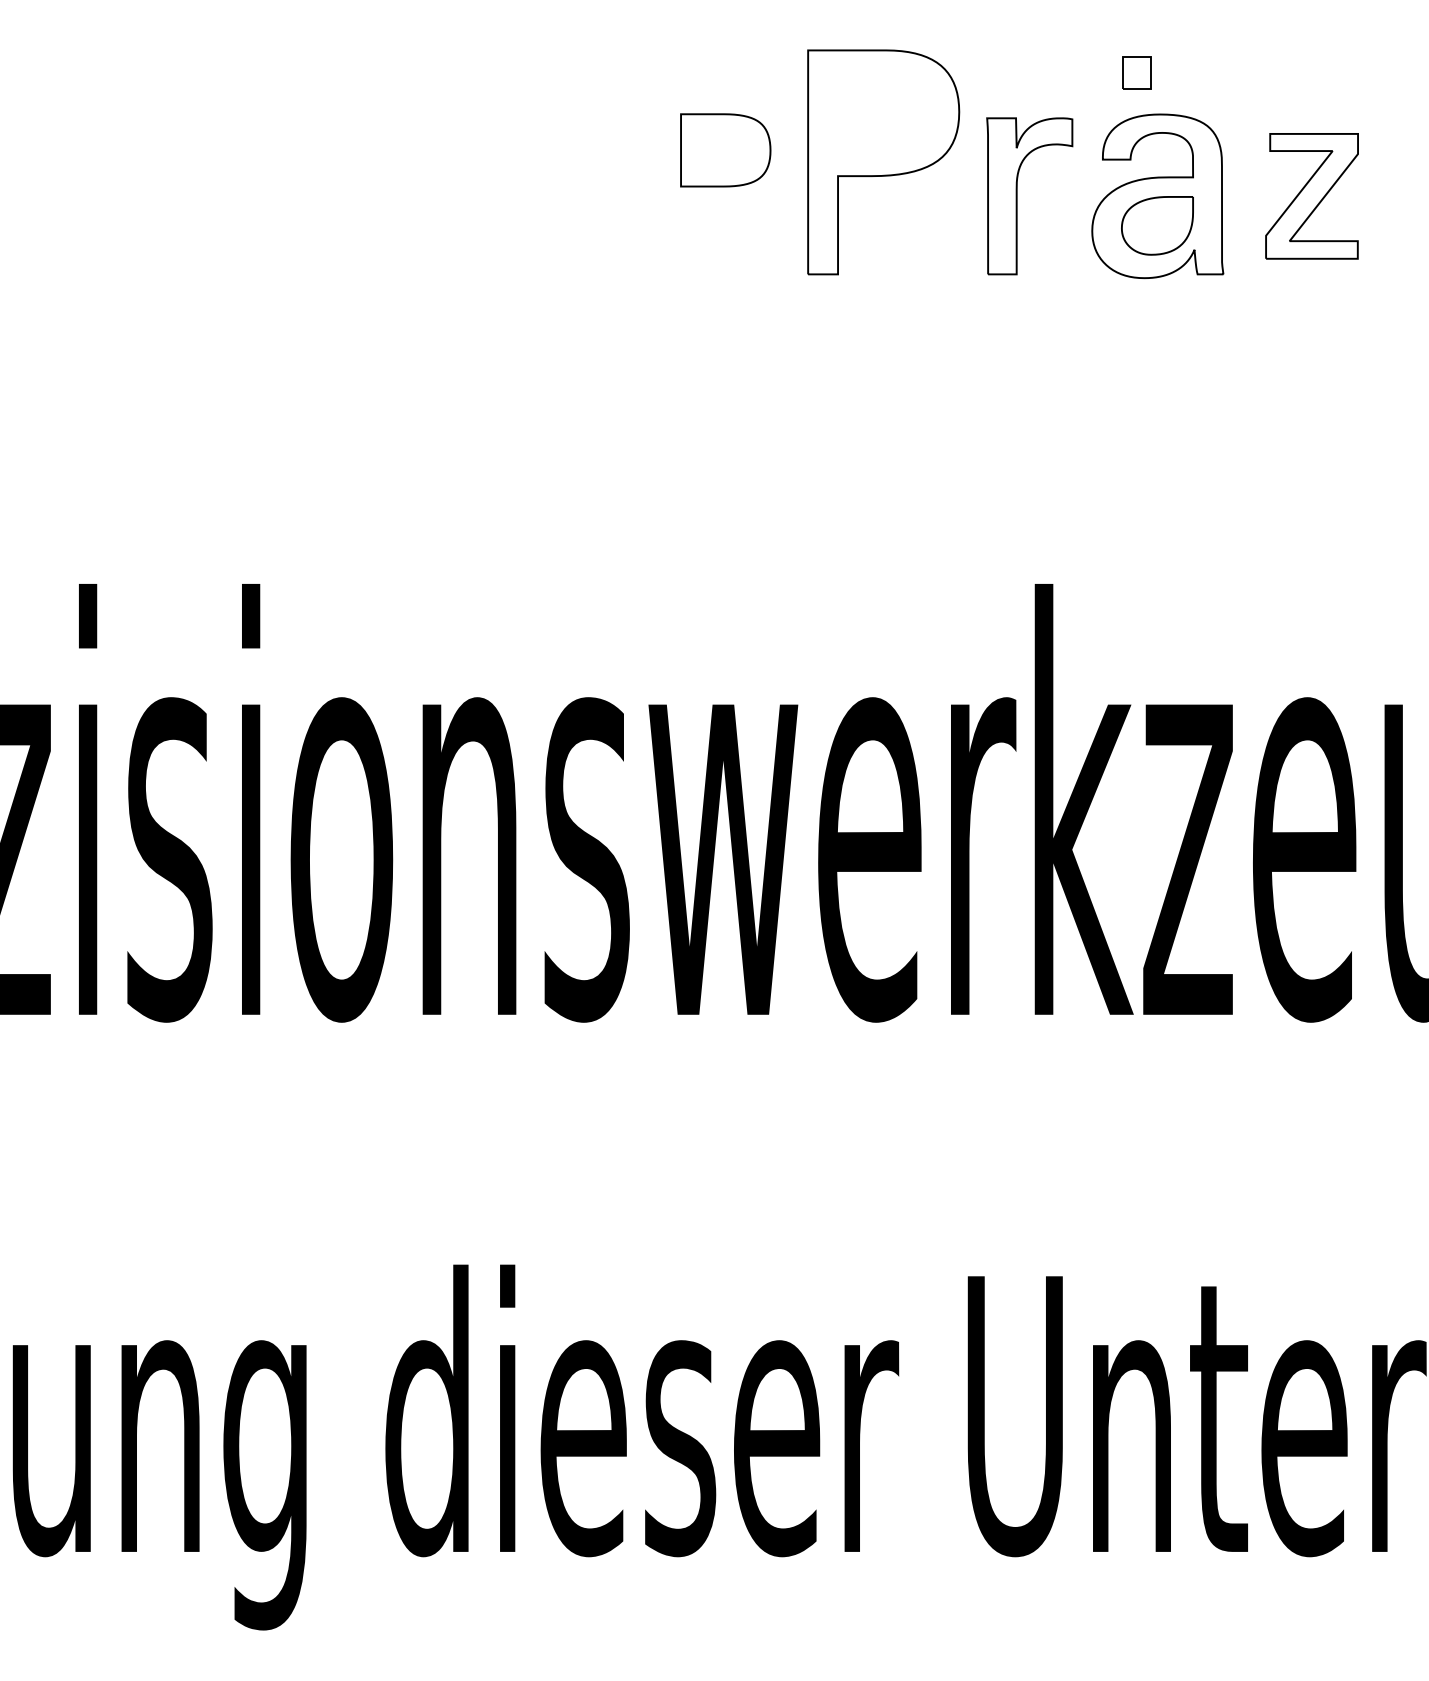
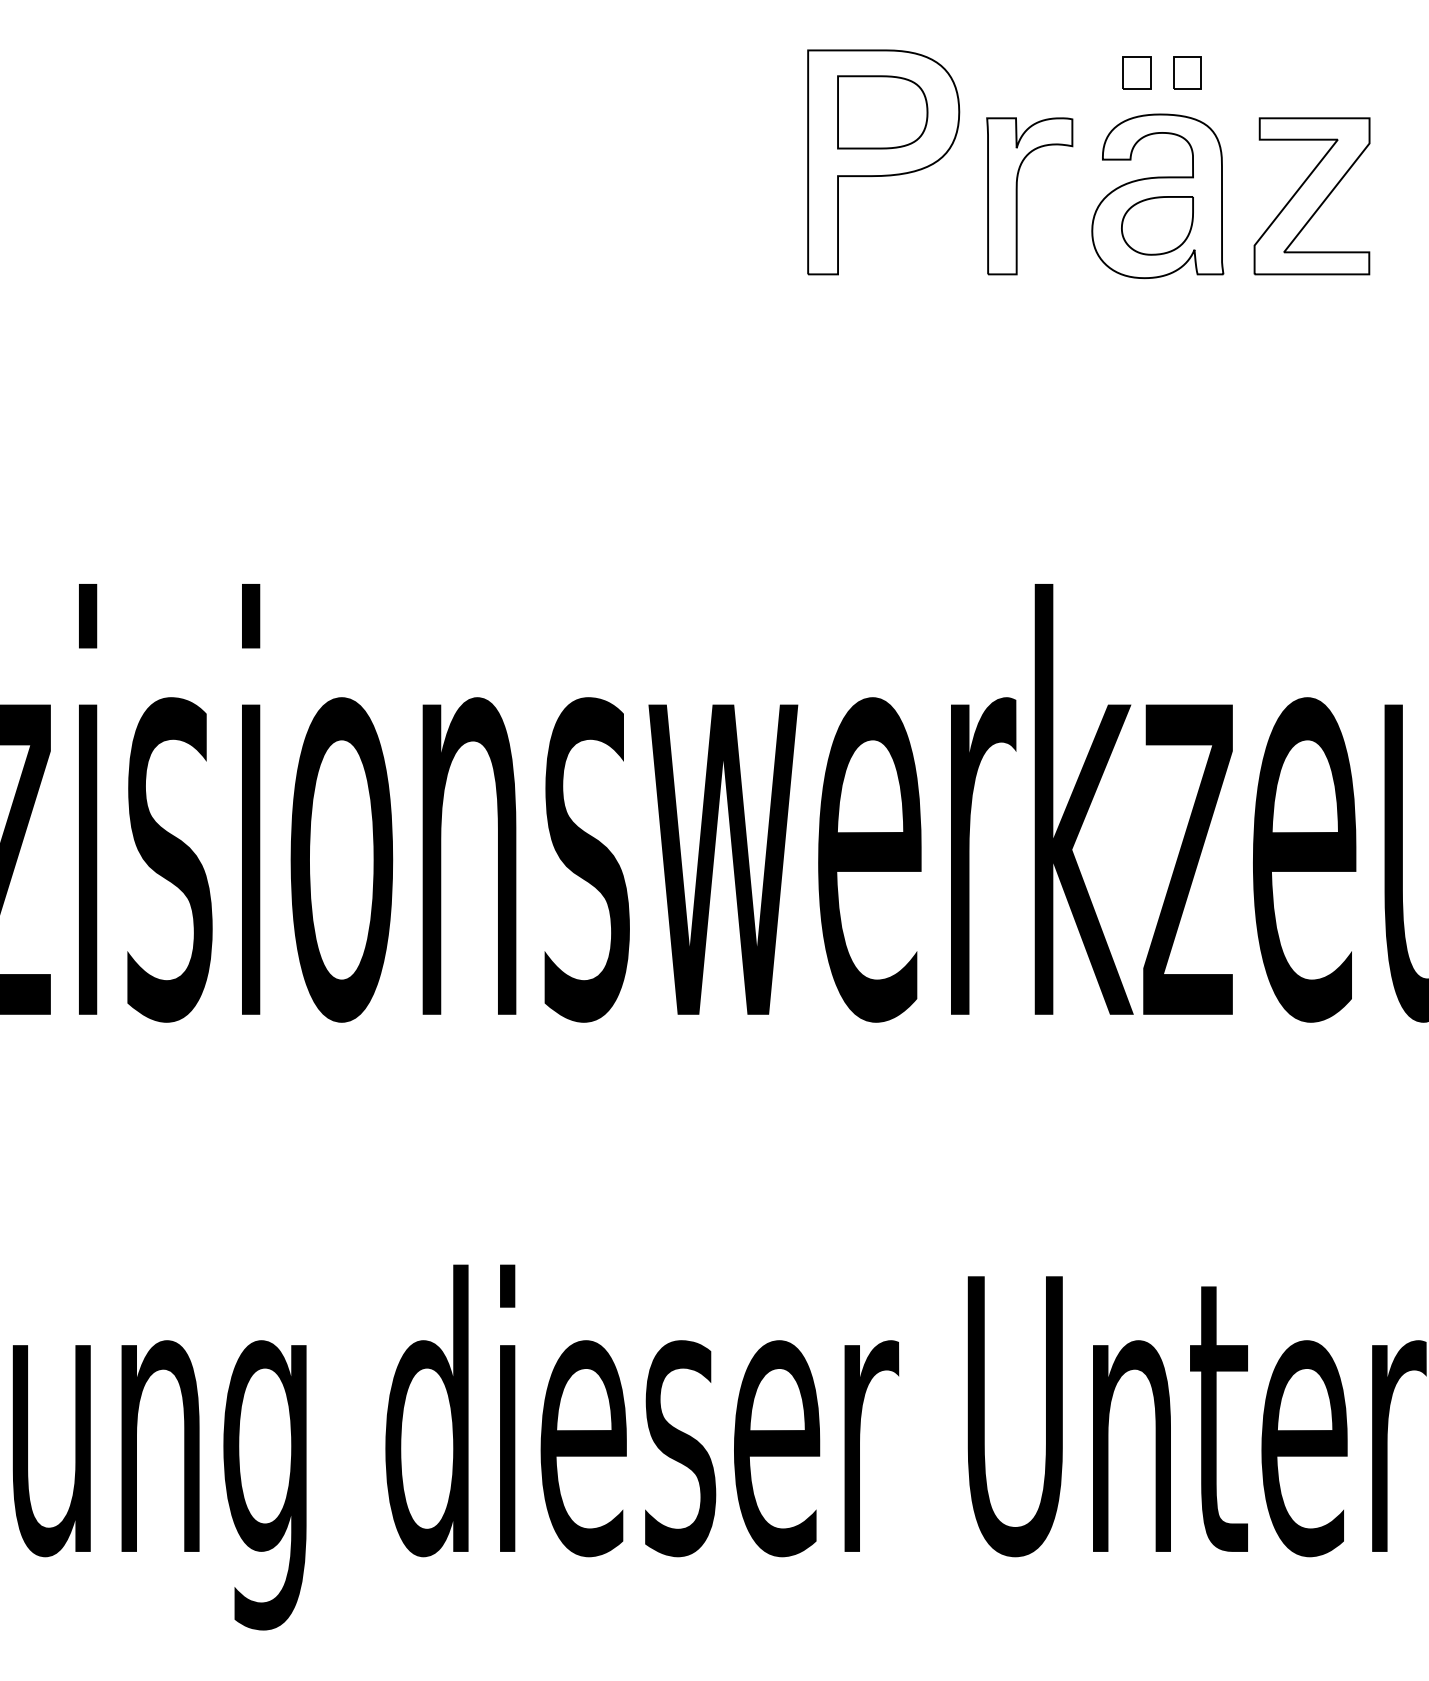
part: none -> present (1187, 72)
part position: (725, 150) -> (882, 112) (882, 112)
part size: 94x127 px -> 118x159 px (1311, 196)
